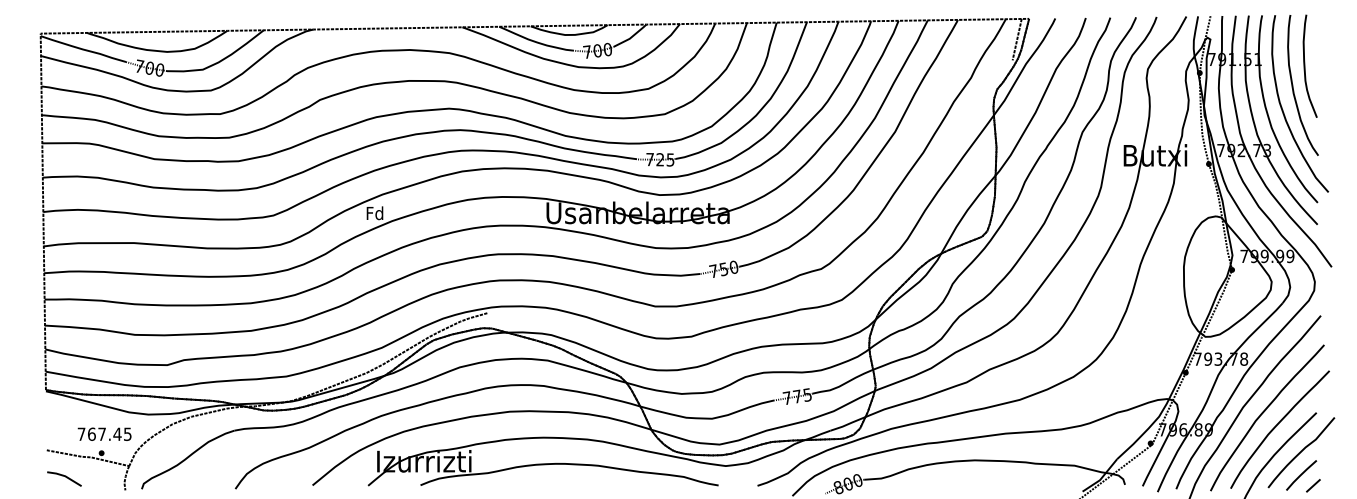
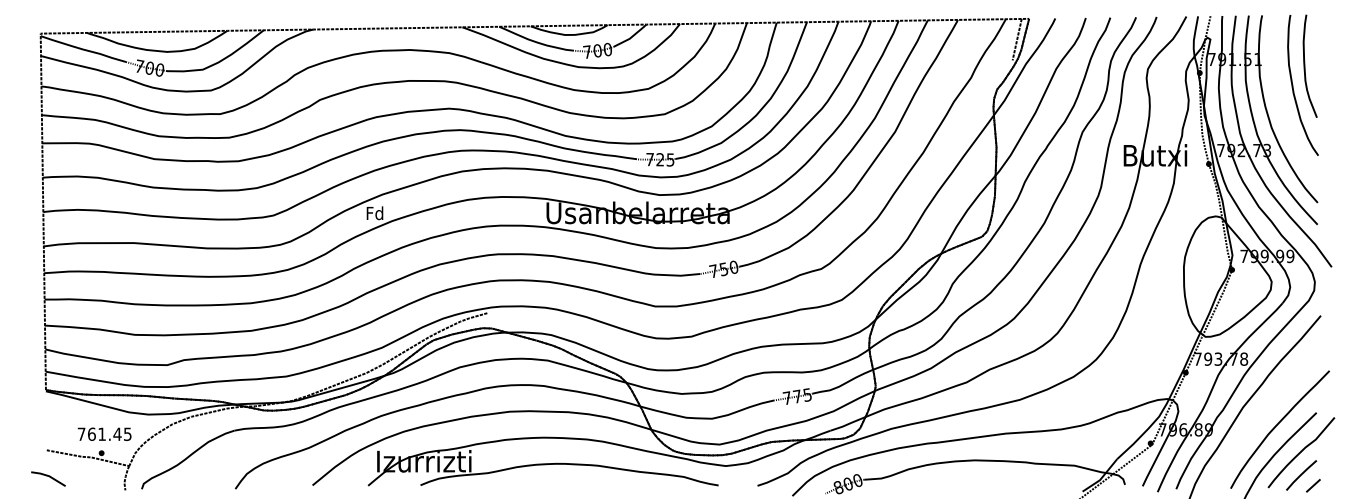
curve: present -> none (1283, 109)
curve: present -> none (1263, 413)
text: 767.45 -> 761.45 (101, 433)
line position: (65, 477) -> (49, 477) (49, 477)
